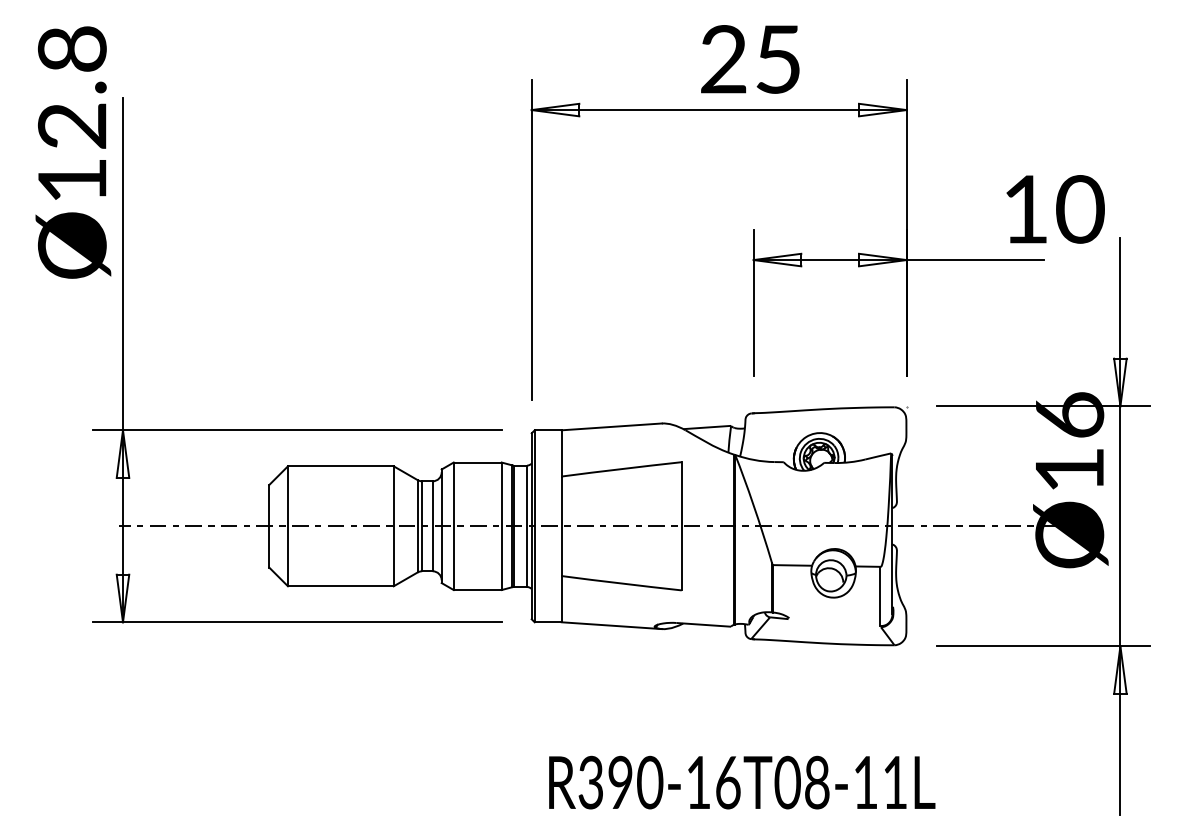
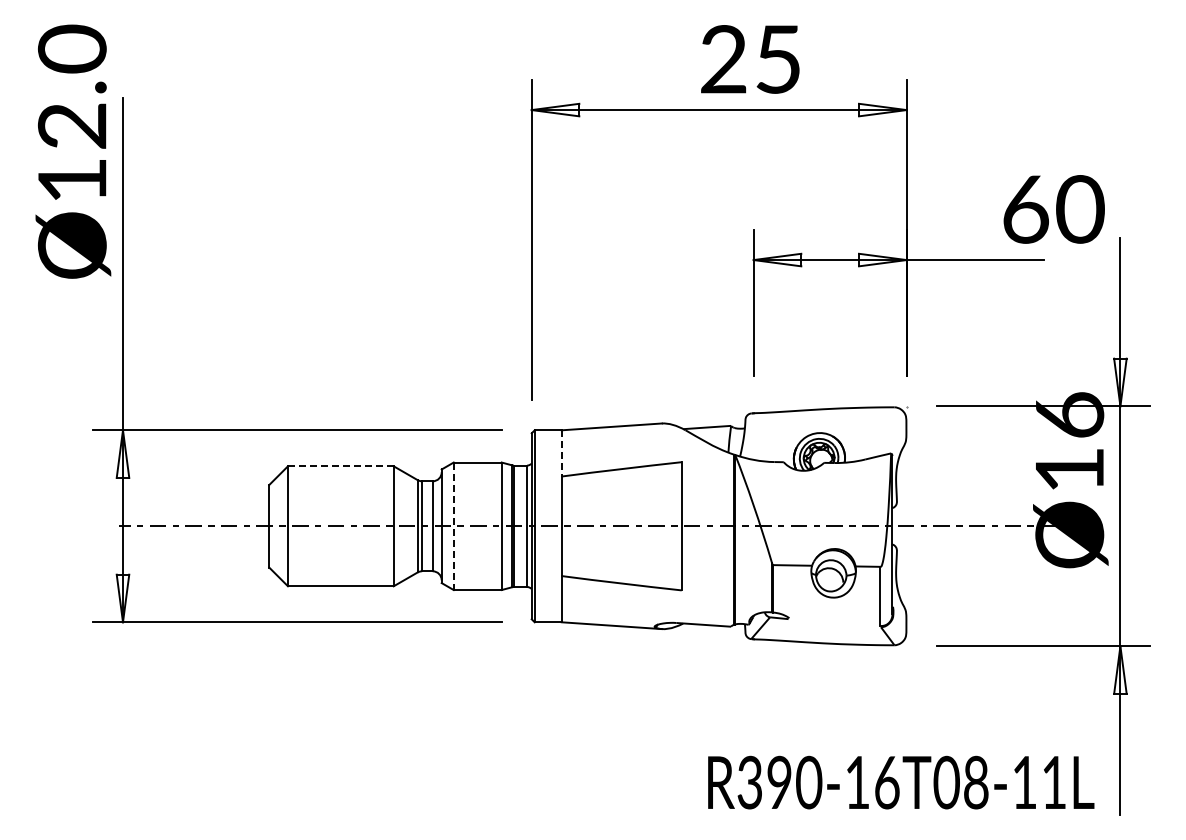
text: Ø12.8 -> Ø12.0 (72, 48)
text: 10 -> 60 (1025, 209)
line: solid -> dashed (561, 453)
line: solid -> dashed (340, 466)
line: solid -> dashed (453, 526)
text position: (742, 782) -> (901, 782) (901, 782)
